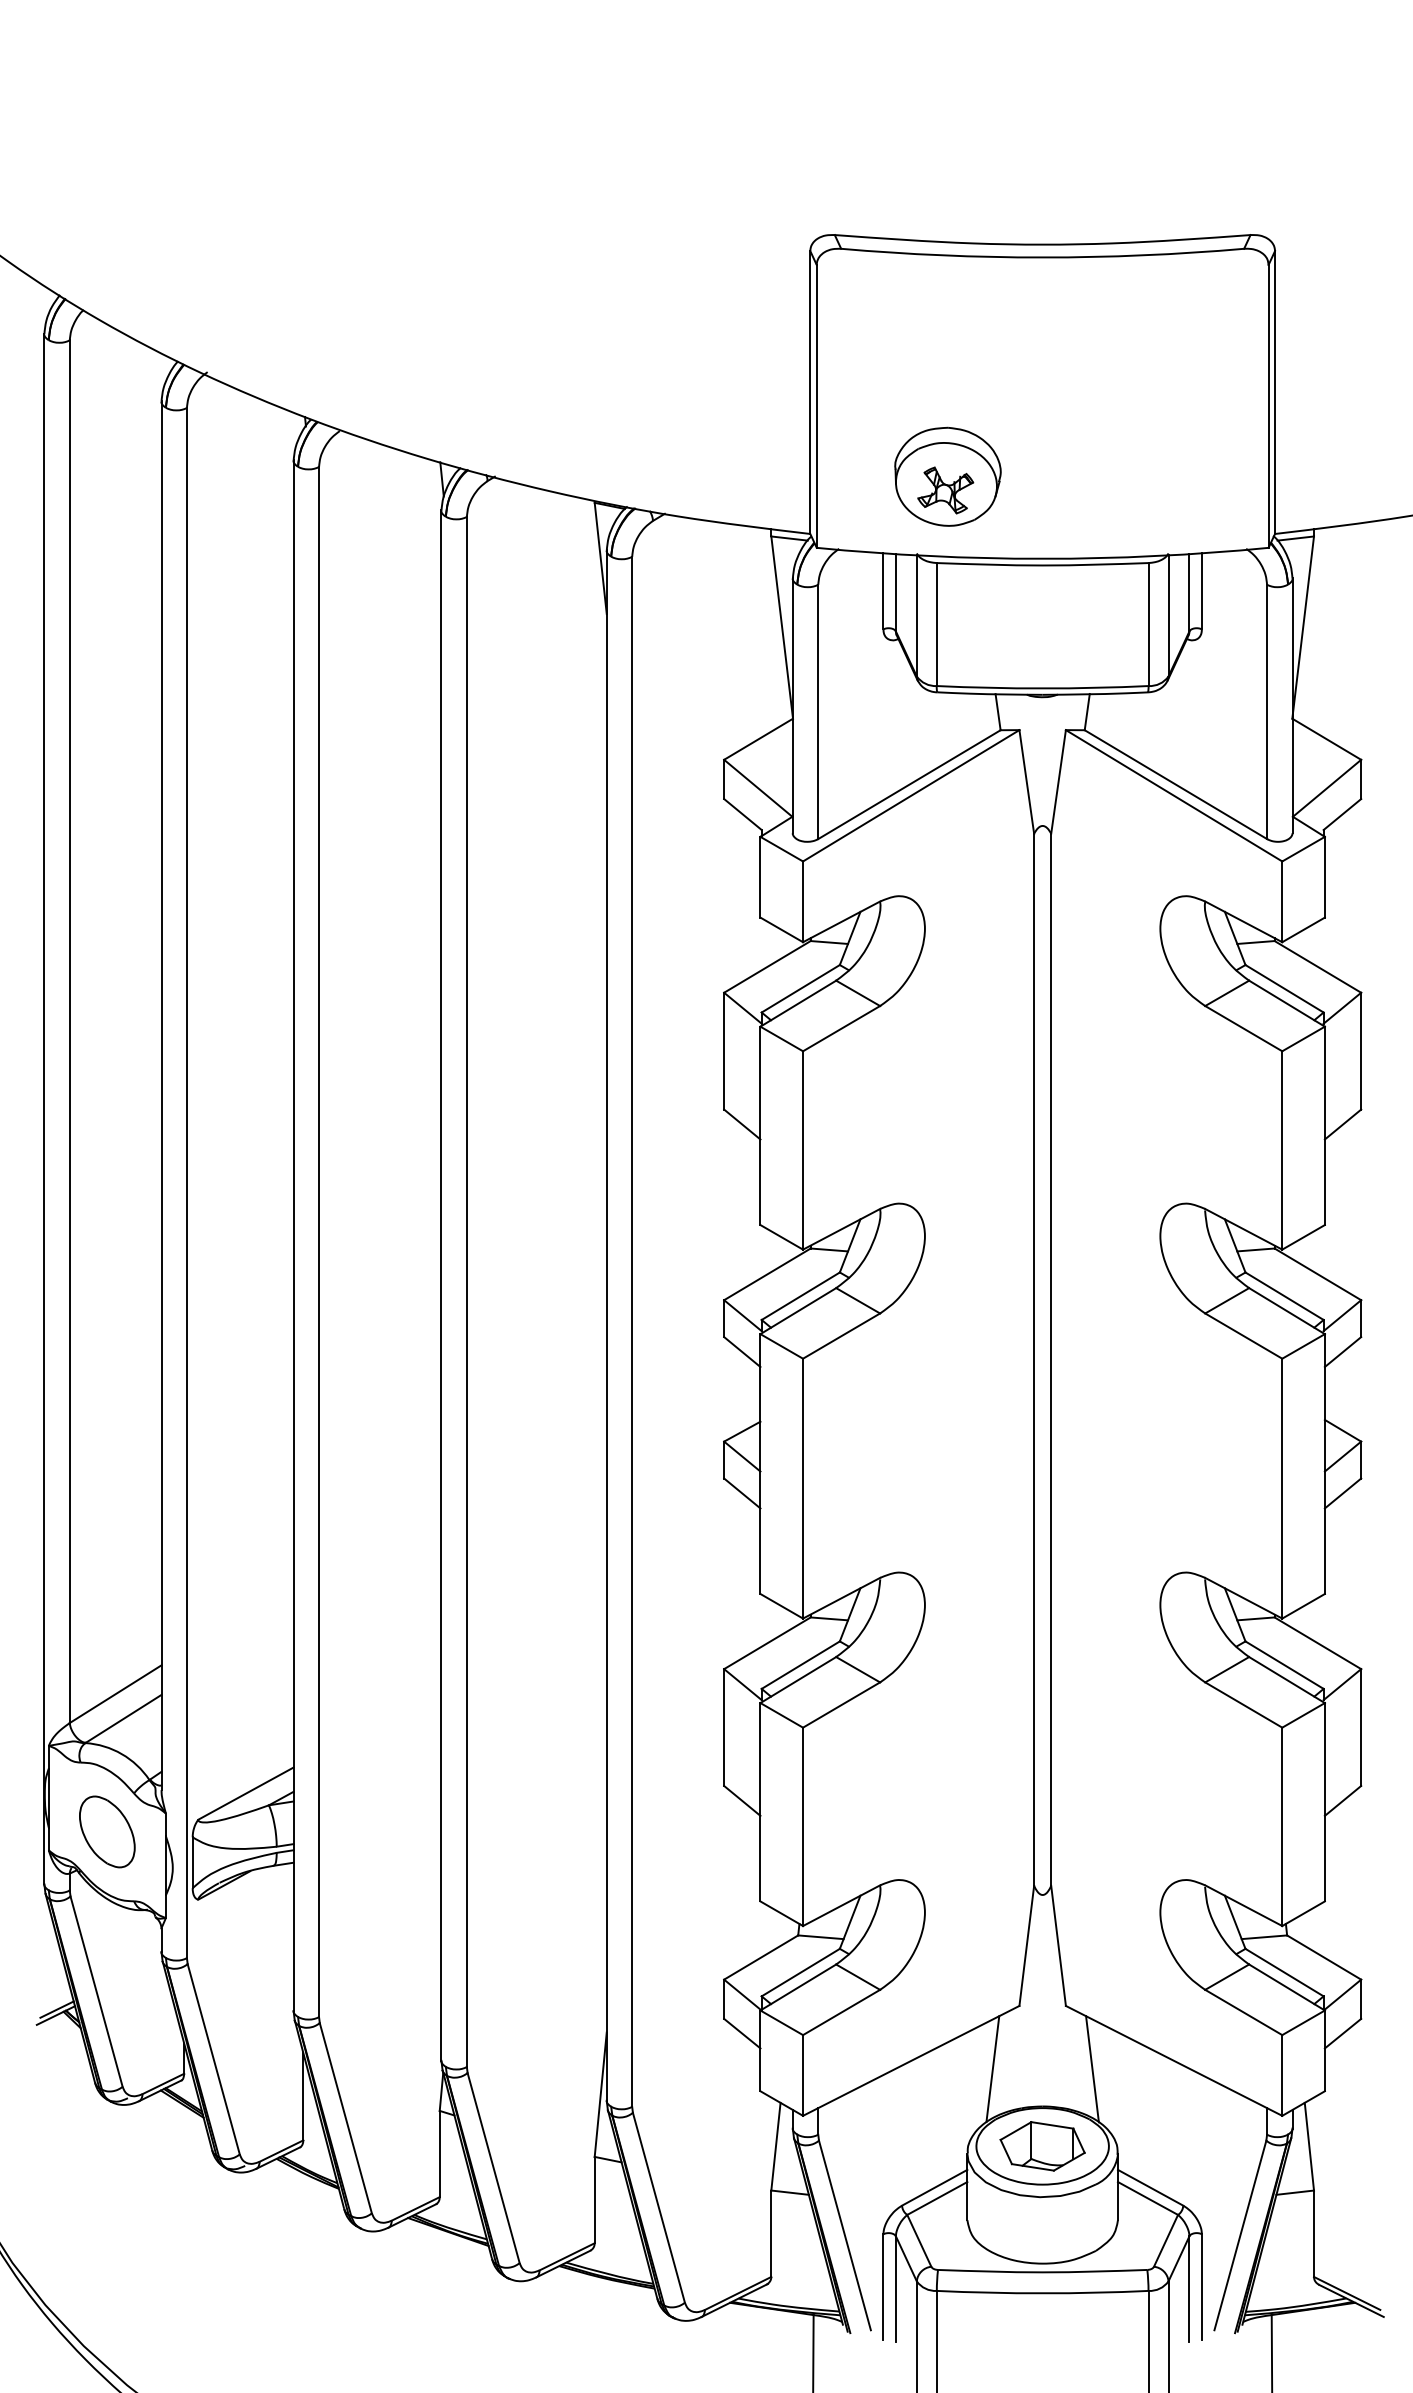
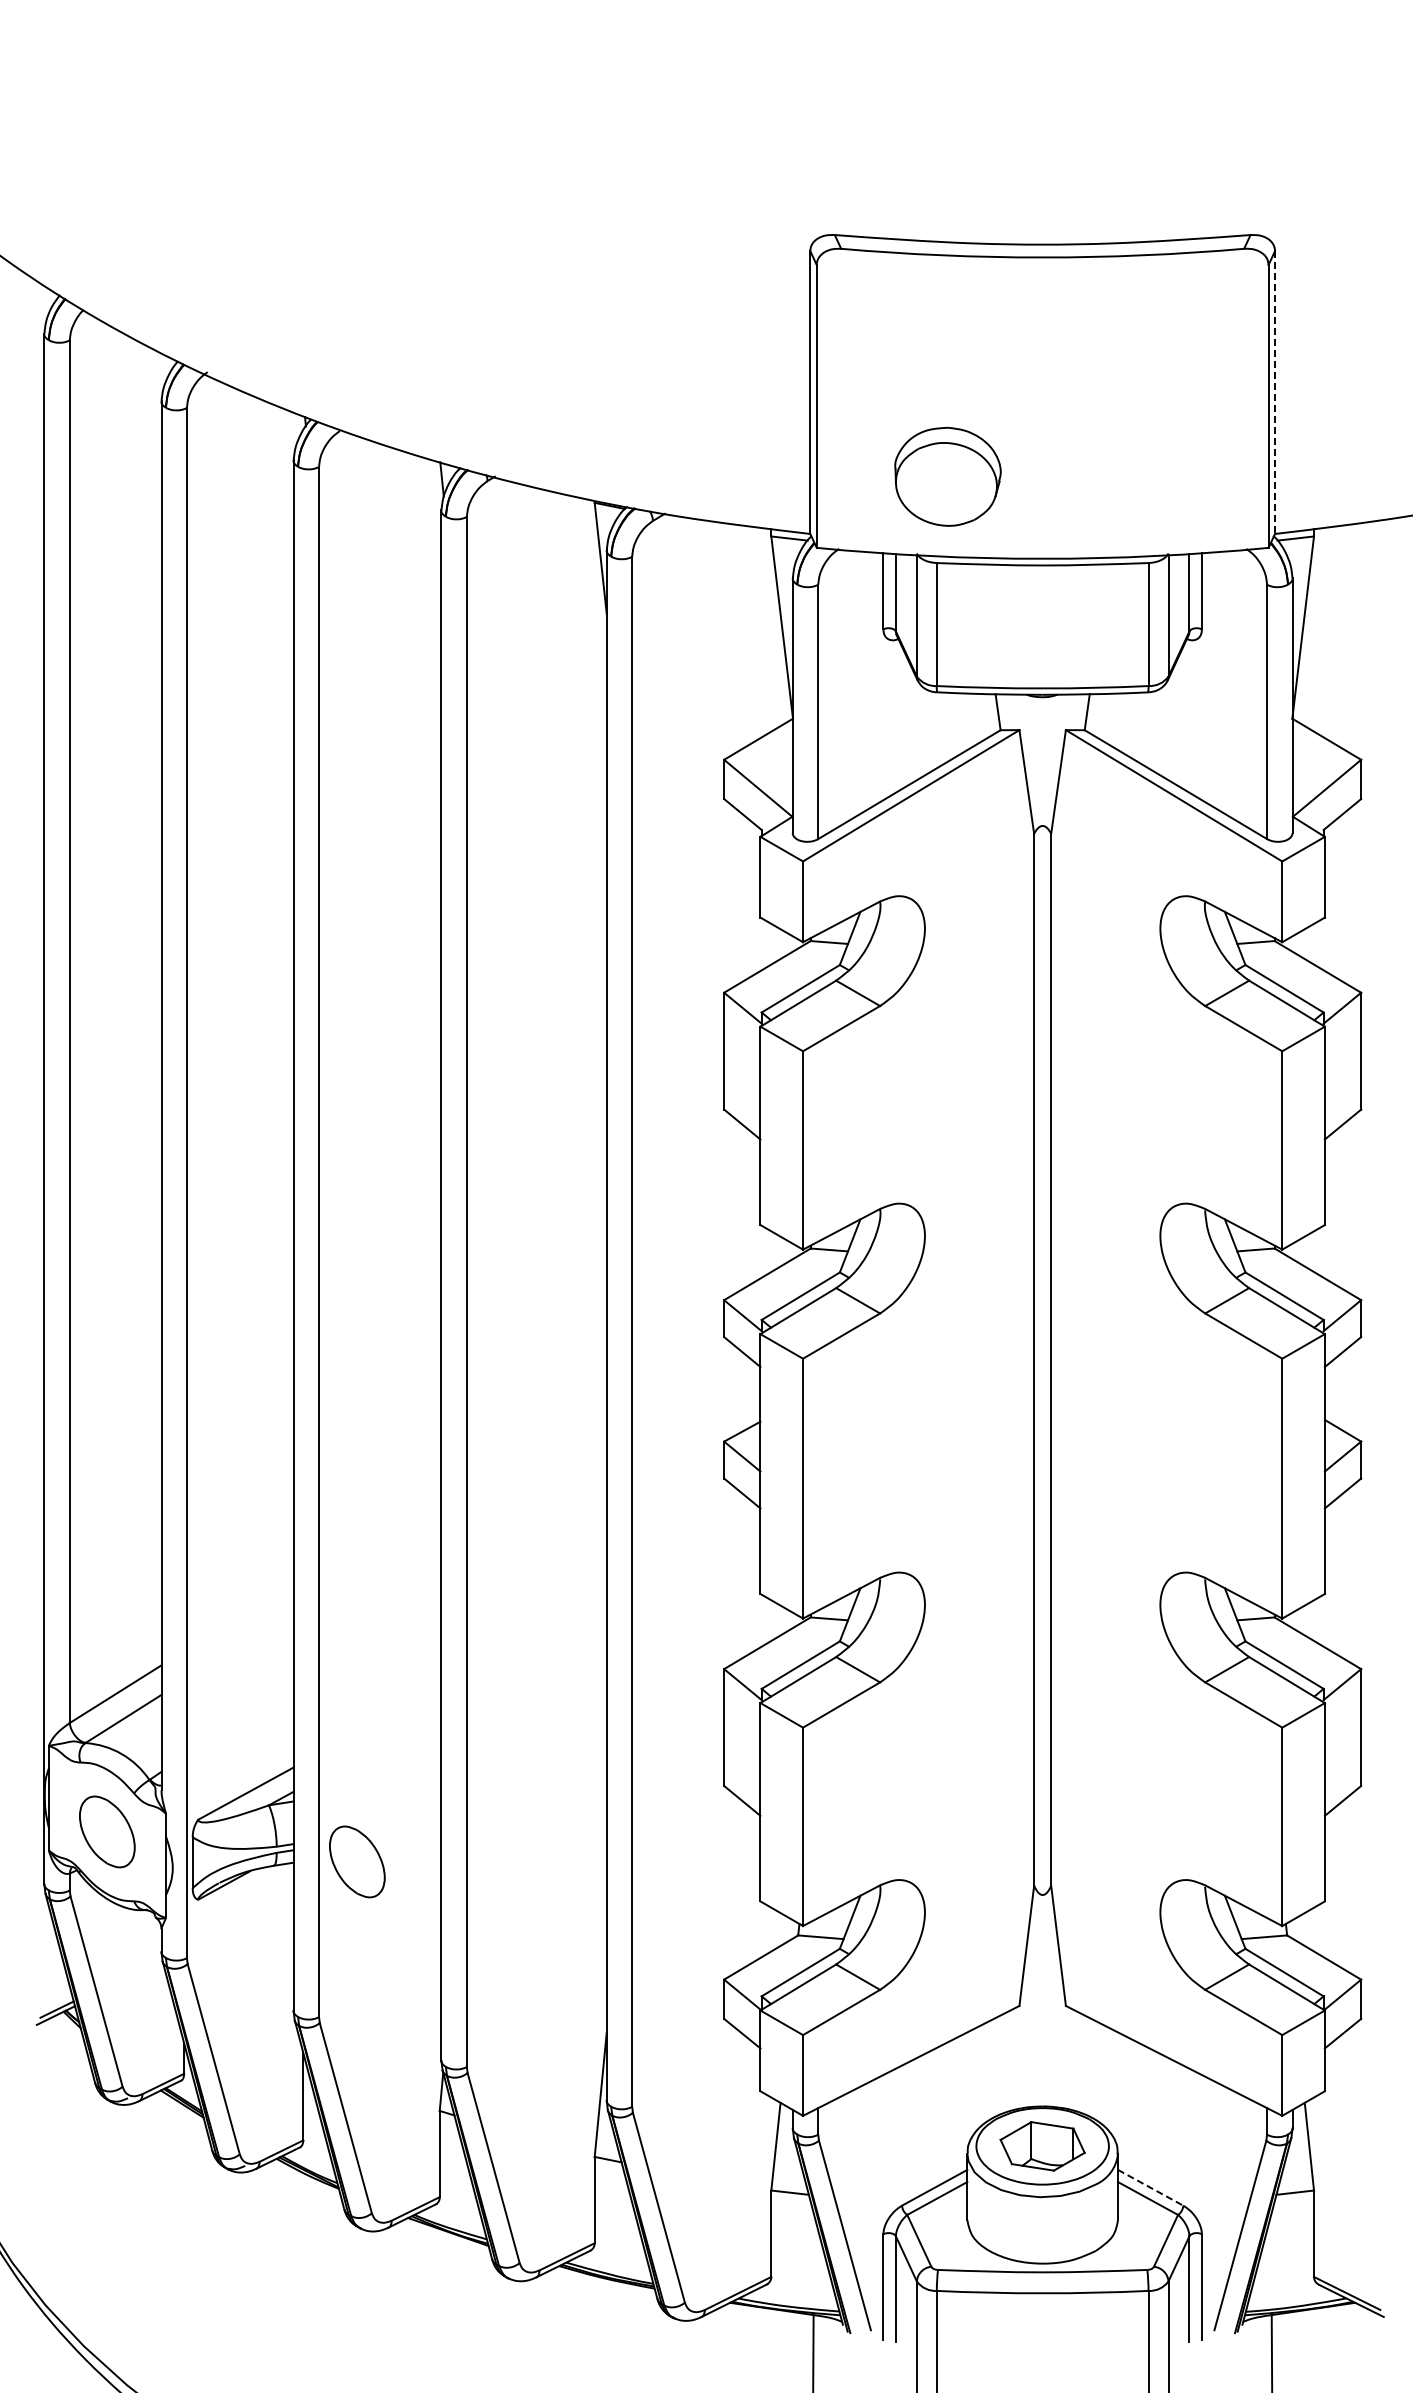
line: solid -> dashed (1275, 393)
part: present -> none (945, 490)
part: none -> present (357, 1861)
line: present -> none (992, 2069)
line: present -> none (1092, 2069)
line: solid -> dashed (1151, 2188)
